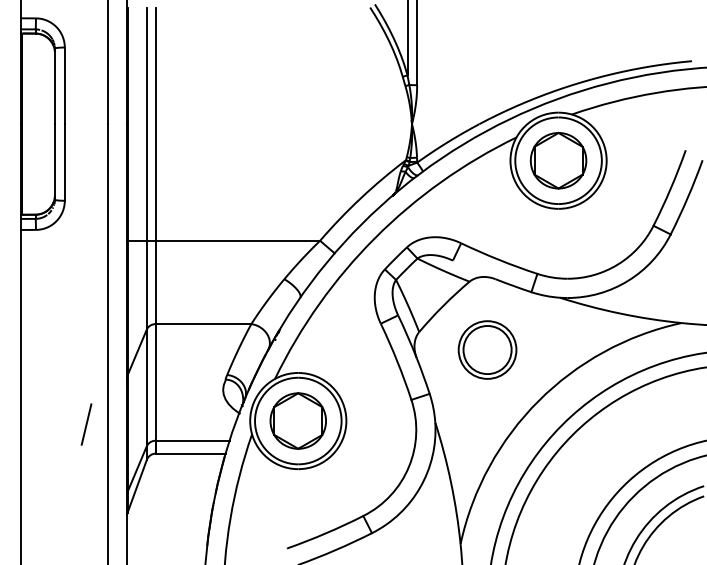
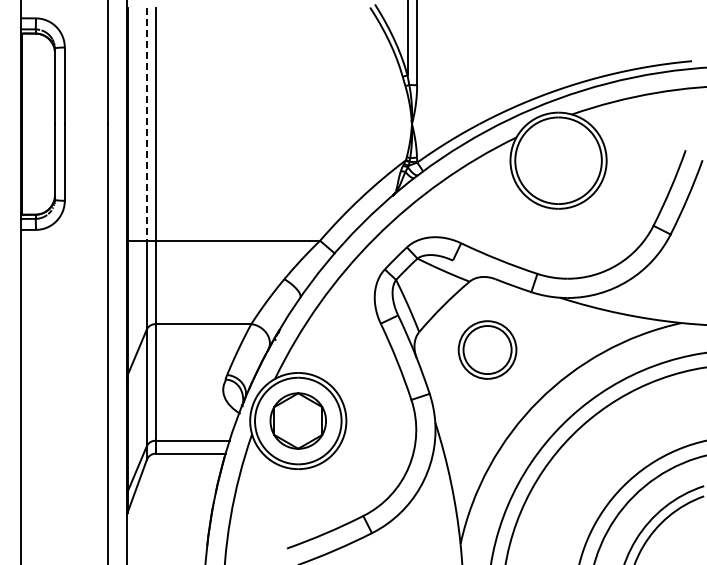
line: solid -> dashed (146, 124)
part: present -> none (558, 160)
line: present -> none (86, 424)
